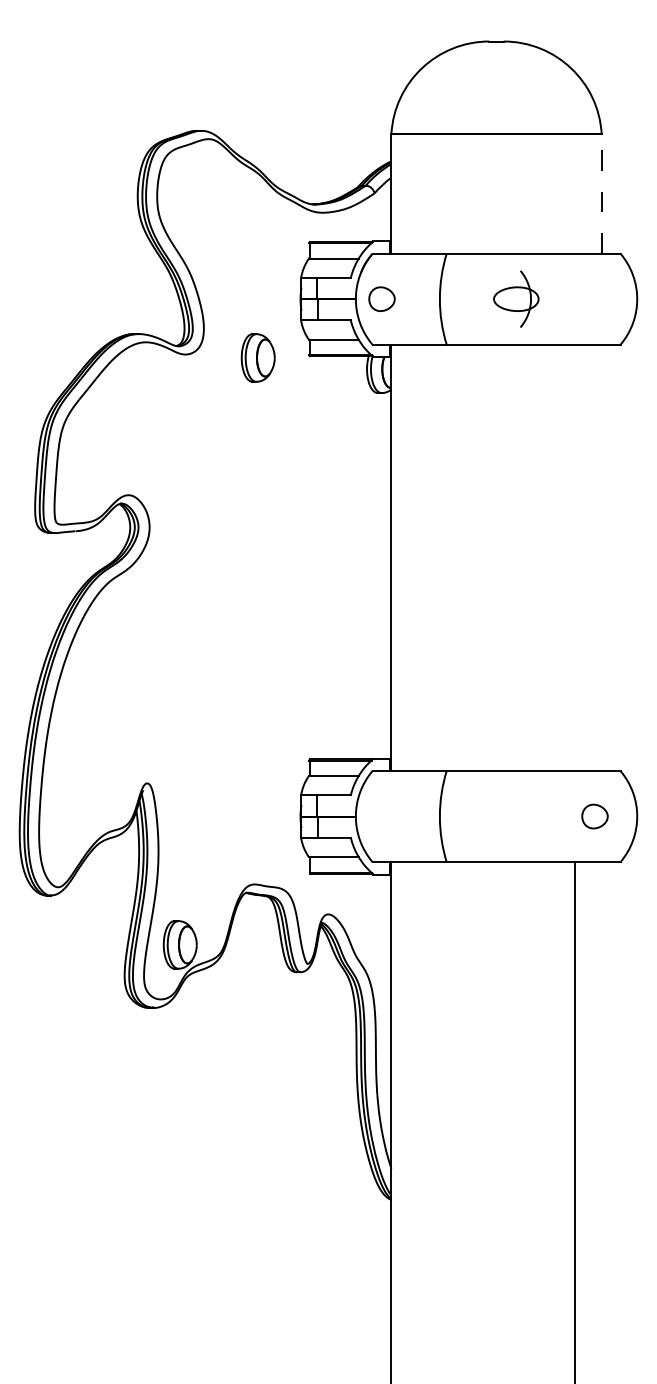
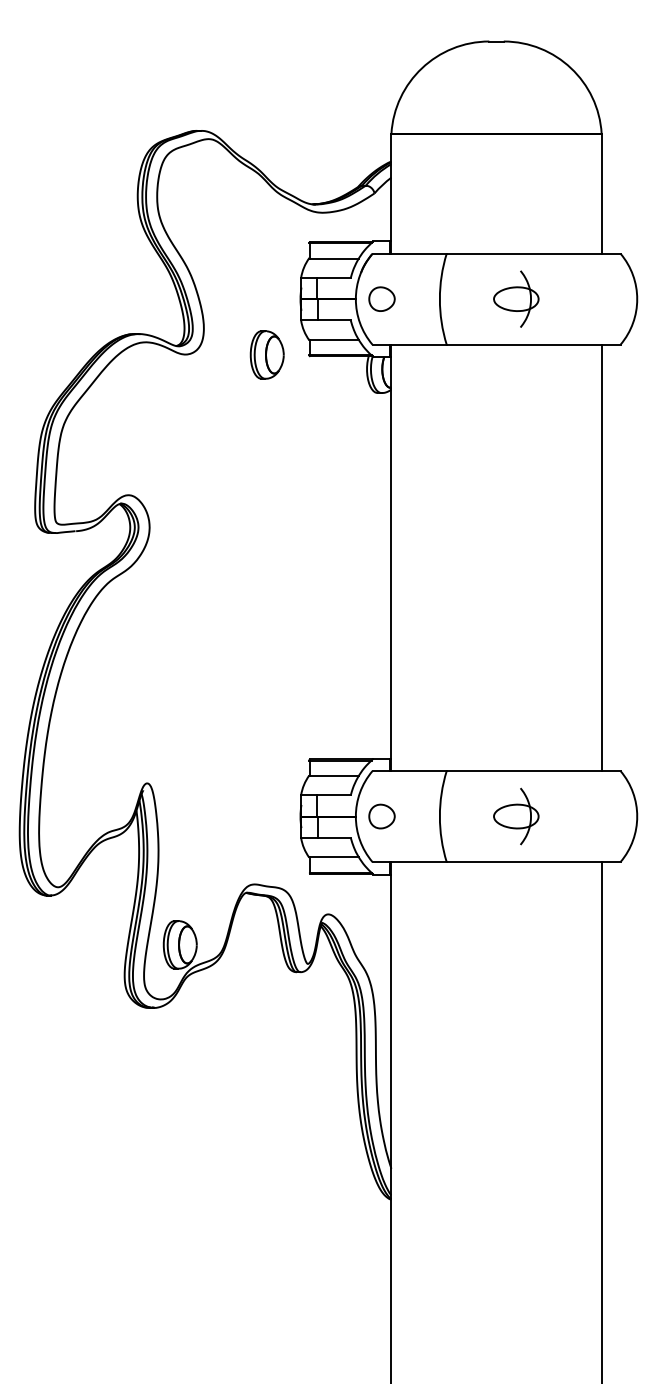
line: dashed -> solid (601, 193)
part position: (257, 357) -> (266, 354) (266, 354)
line: none -> present (601, 557)
part: none -> present (516, 816)
part position: (594, 816) -> (381, 816) (381, 816)
line position: (574, 1121) -> (601, 1121) (601, 1121)
